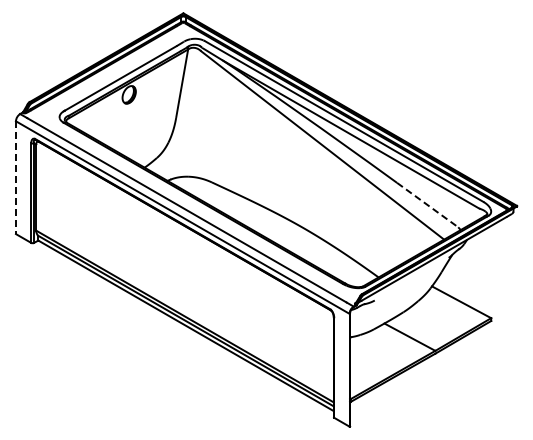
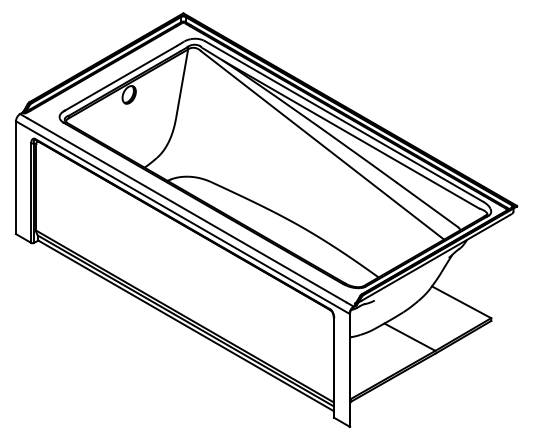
line: dashed -> solid (15, 178)
line: dashed -> solid (427, 205)
